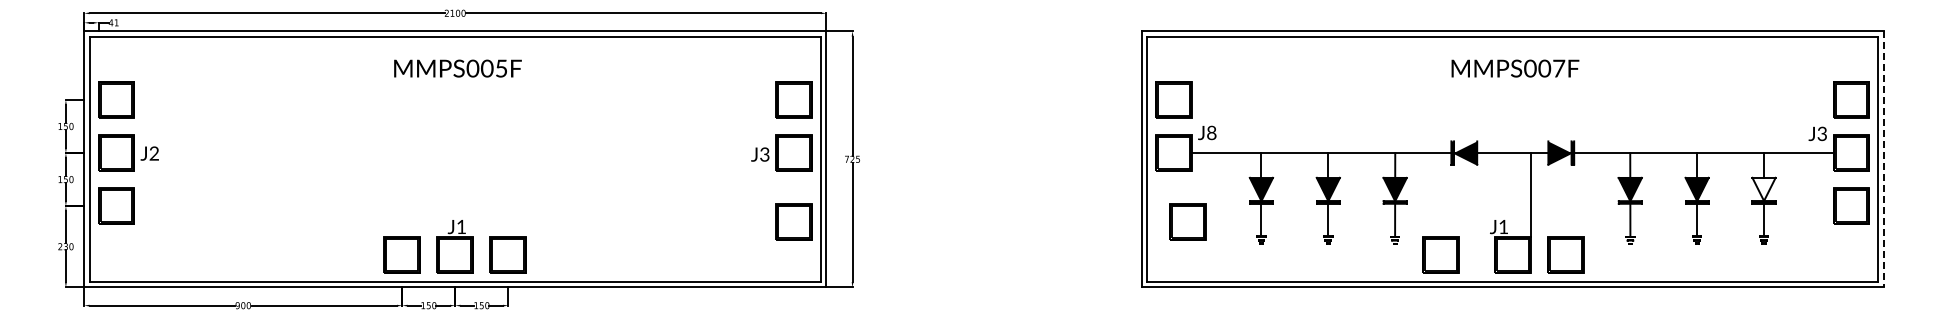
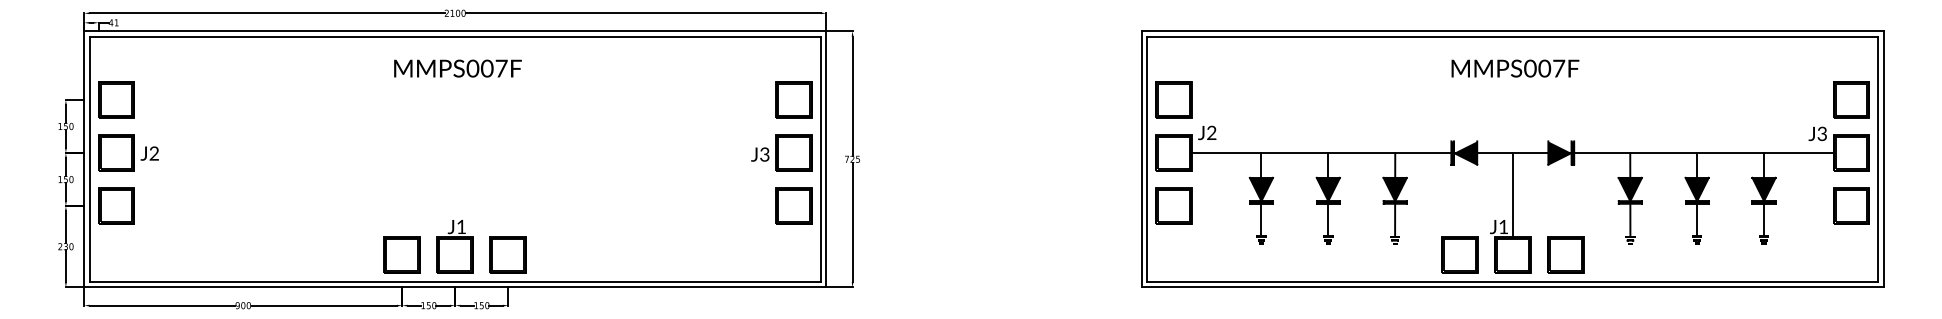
text: MMPS005F -> MMPS007F (501, 68)
text: J8 -> J2 (1211, 133)
line: dashed -> solid (1883, 159)
fill: none -> present (1763, 189)
line position: (1530, 195) -> (1512, 195) (1512, 195)
part position: (793, 221) -> (793, 205) (793, 205)
part position: (1187, 221) -> (1173, 205) (1173, 205)
part position: (1440, 254) -> (1459, 254) (1459, 254)
